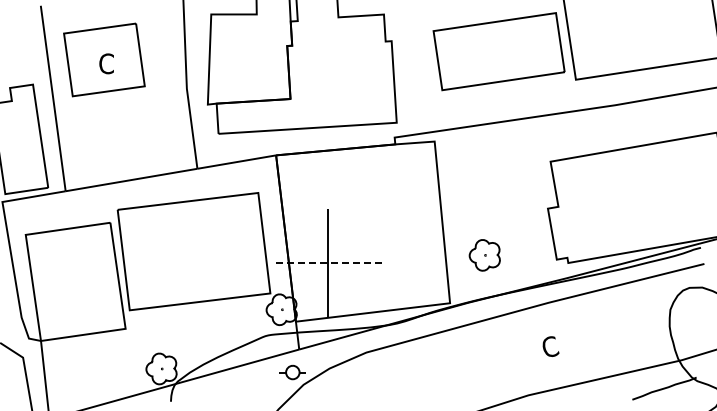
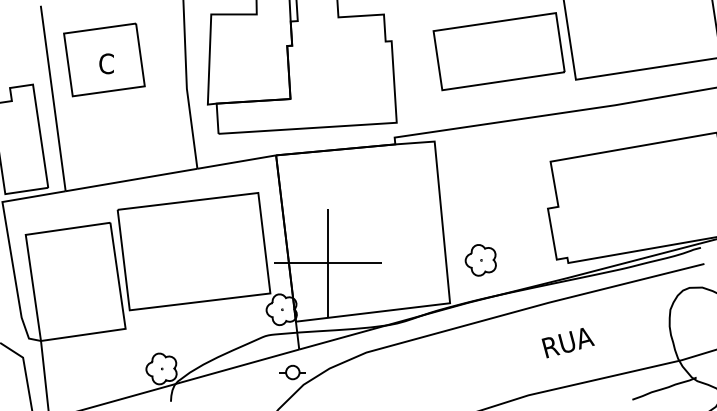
part position: (484, 255) -> (480, 260) (480, 260)
line: dashed -> solid (328, 262)
text: C -> RUA (567, 343)
